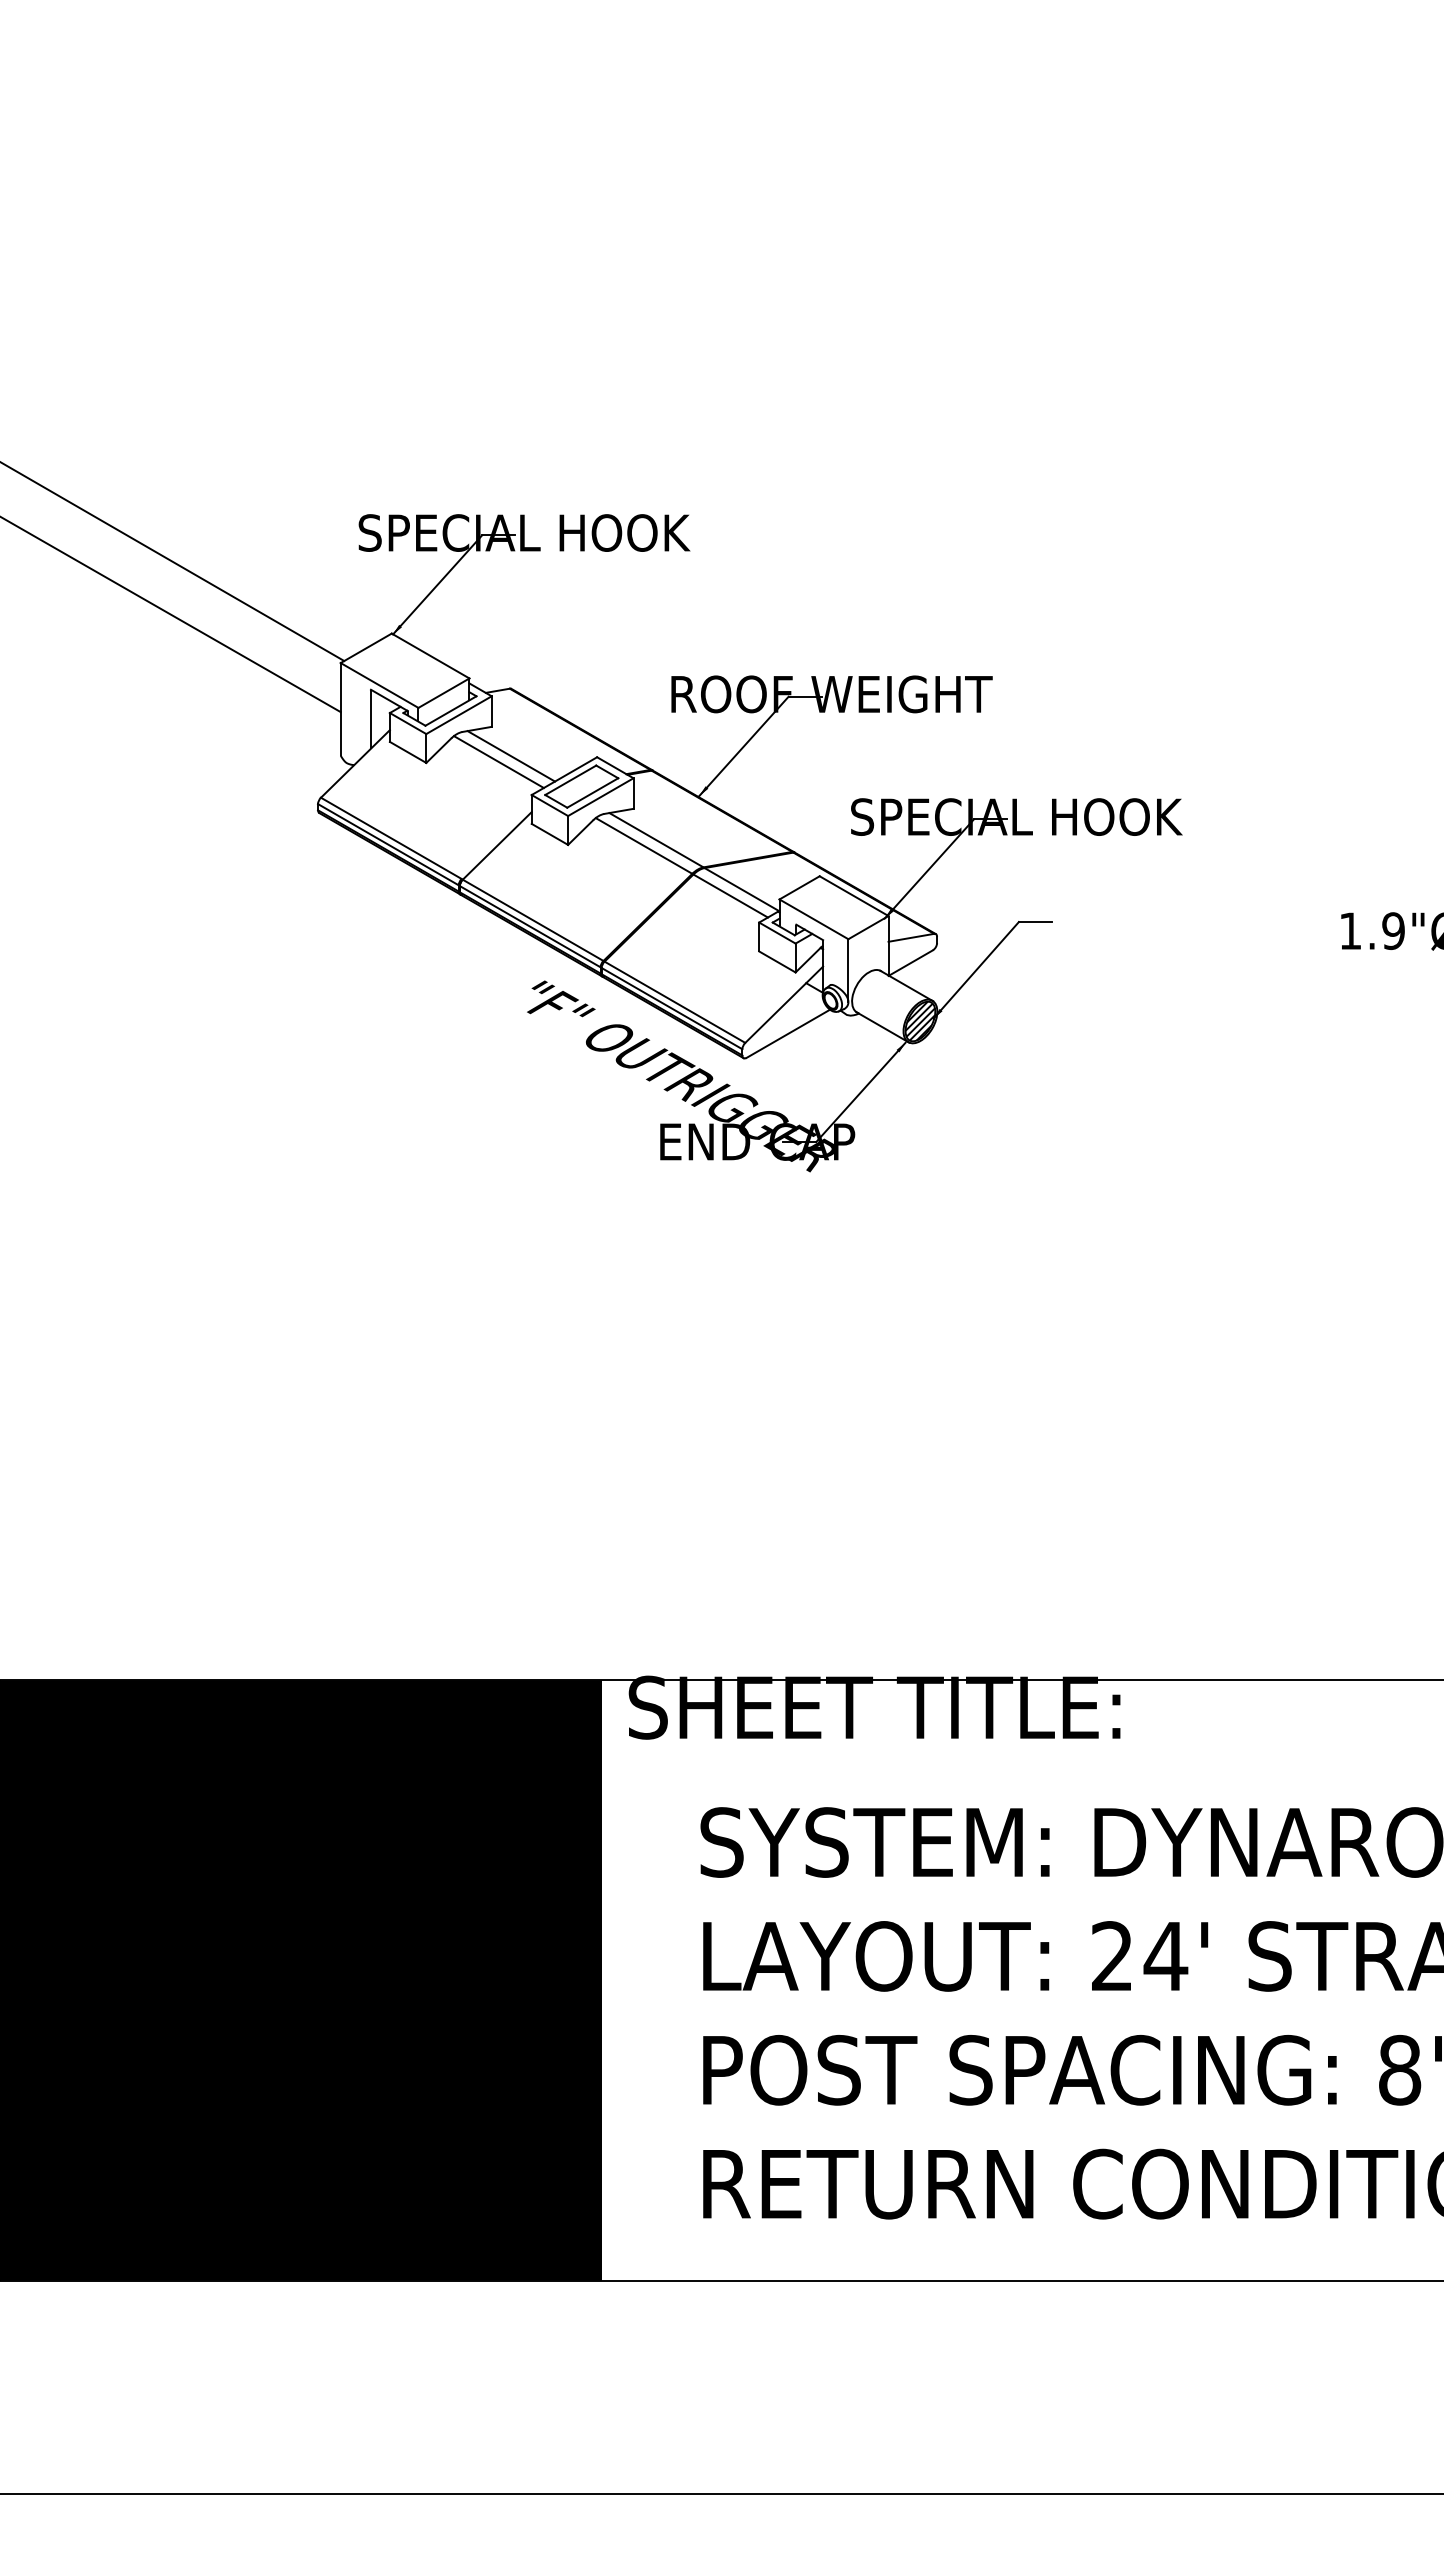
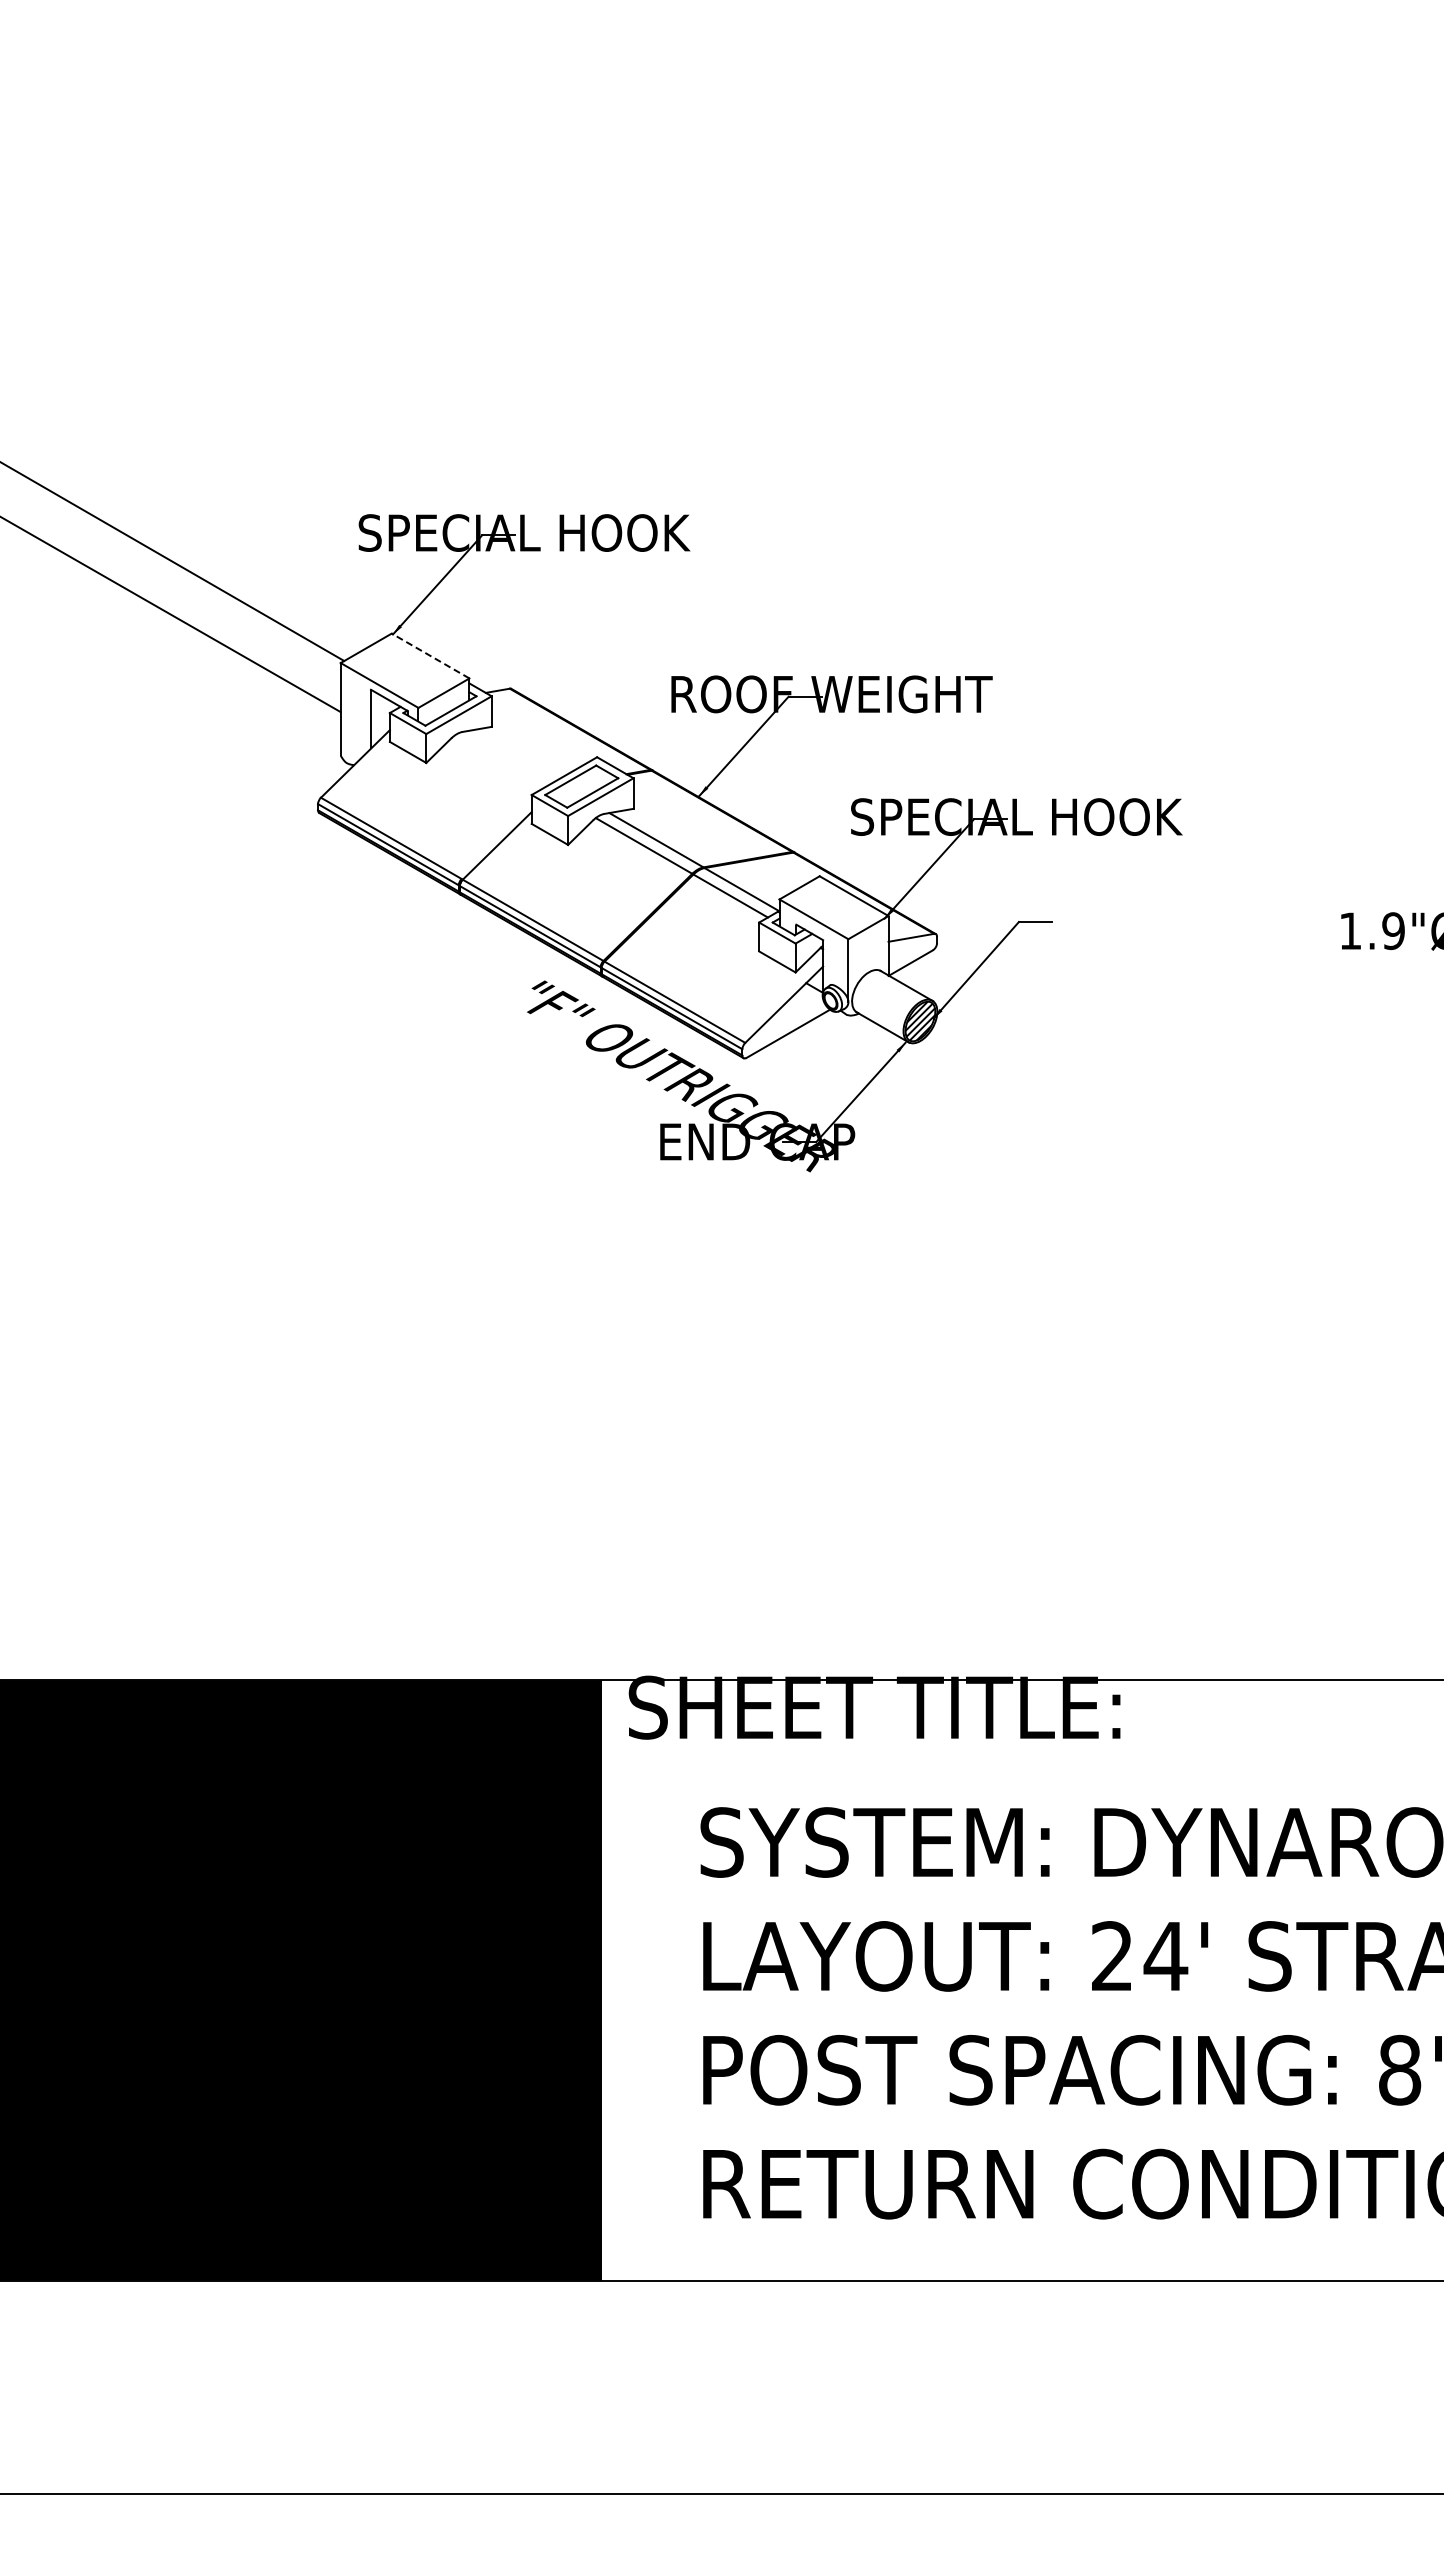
line: solid -> dashed (430, 656)
line: present -> none (511, 756)
line: present -> none (498, 762)
